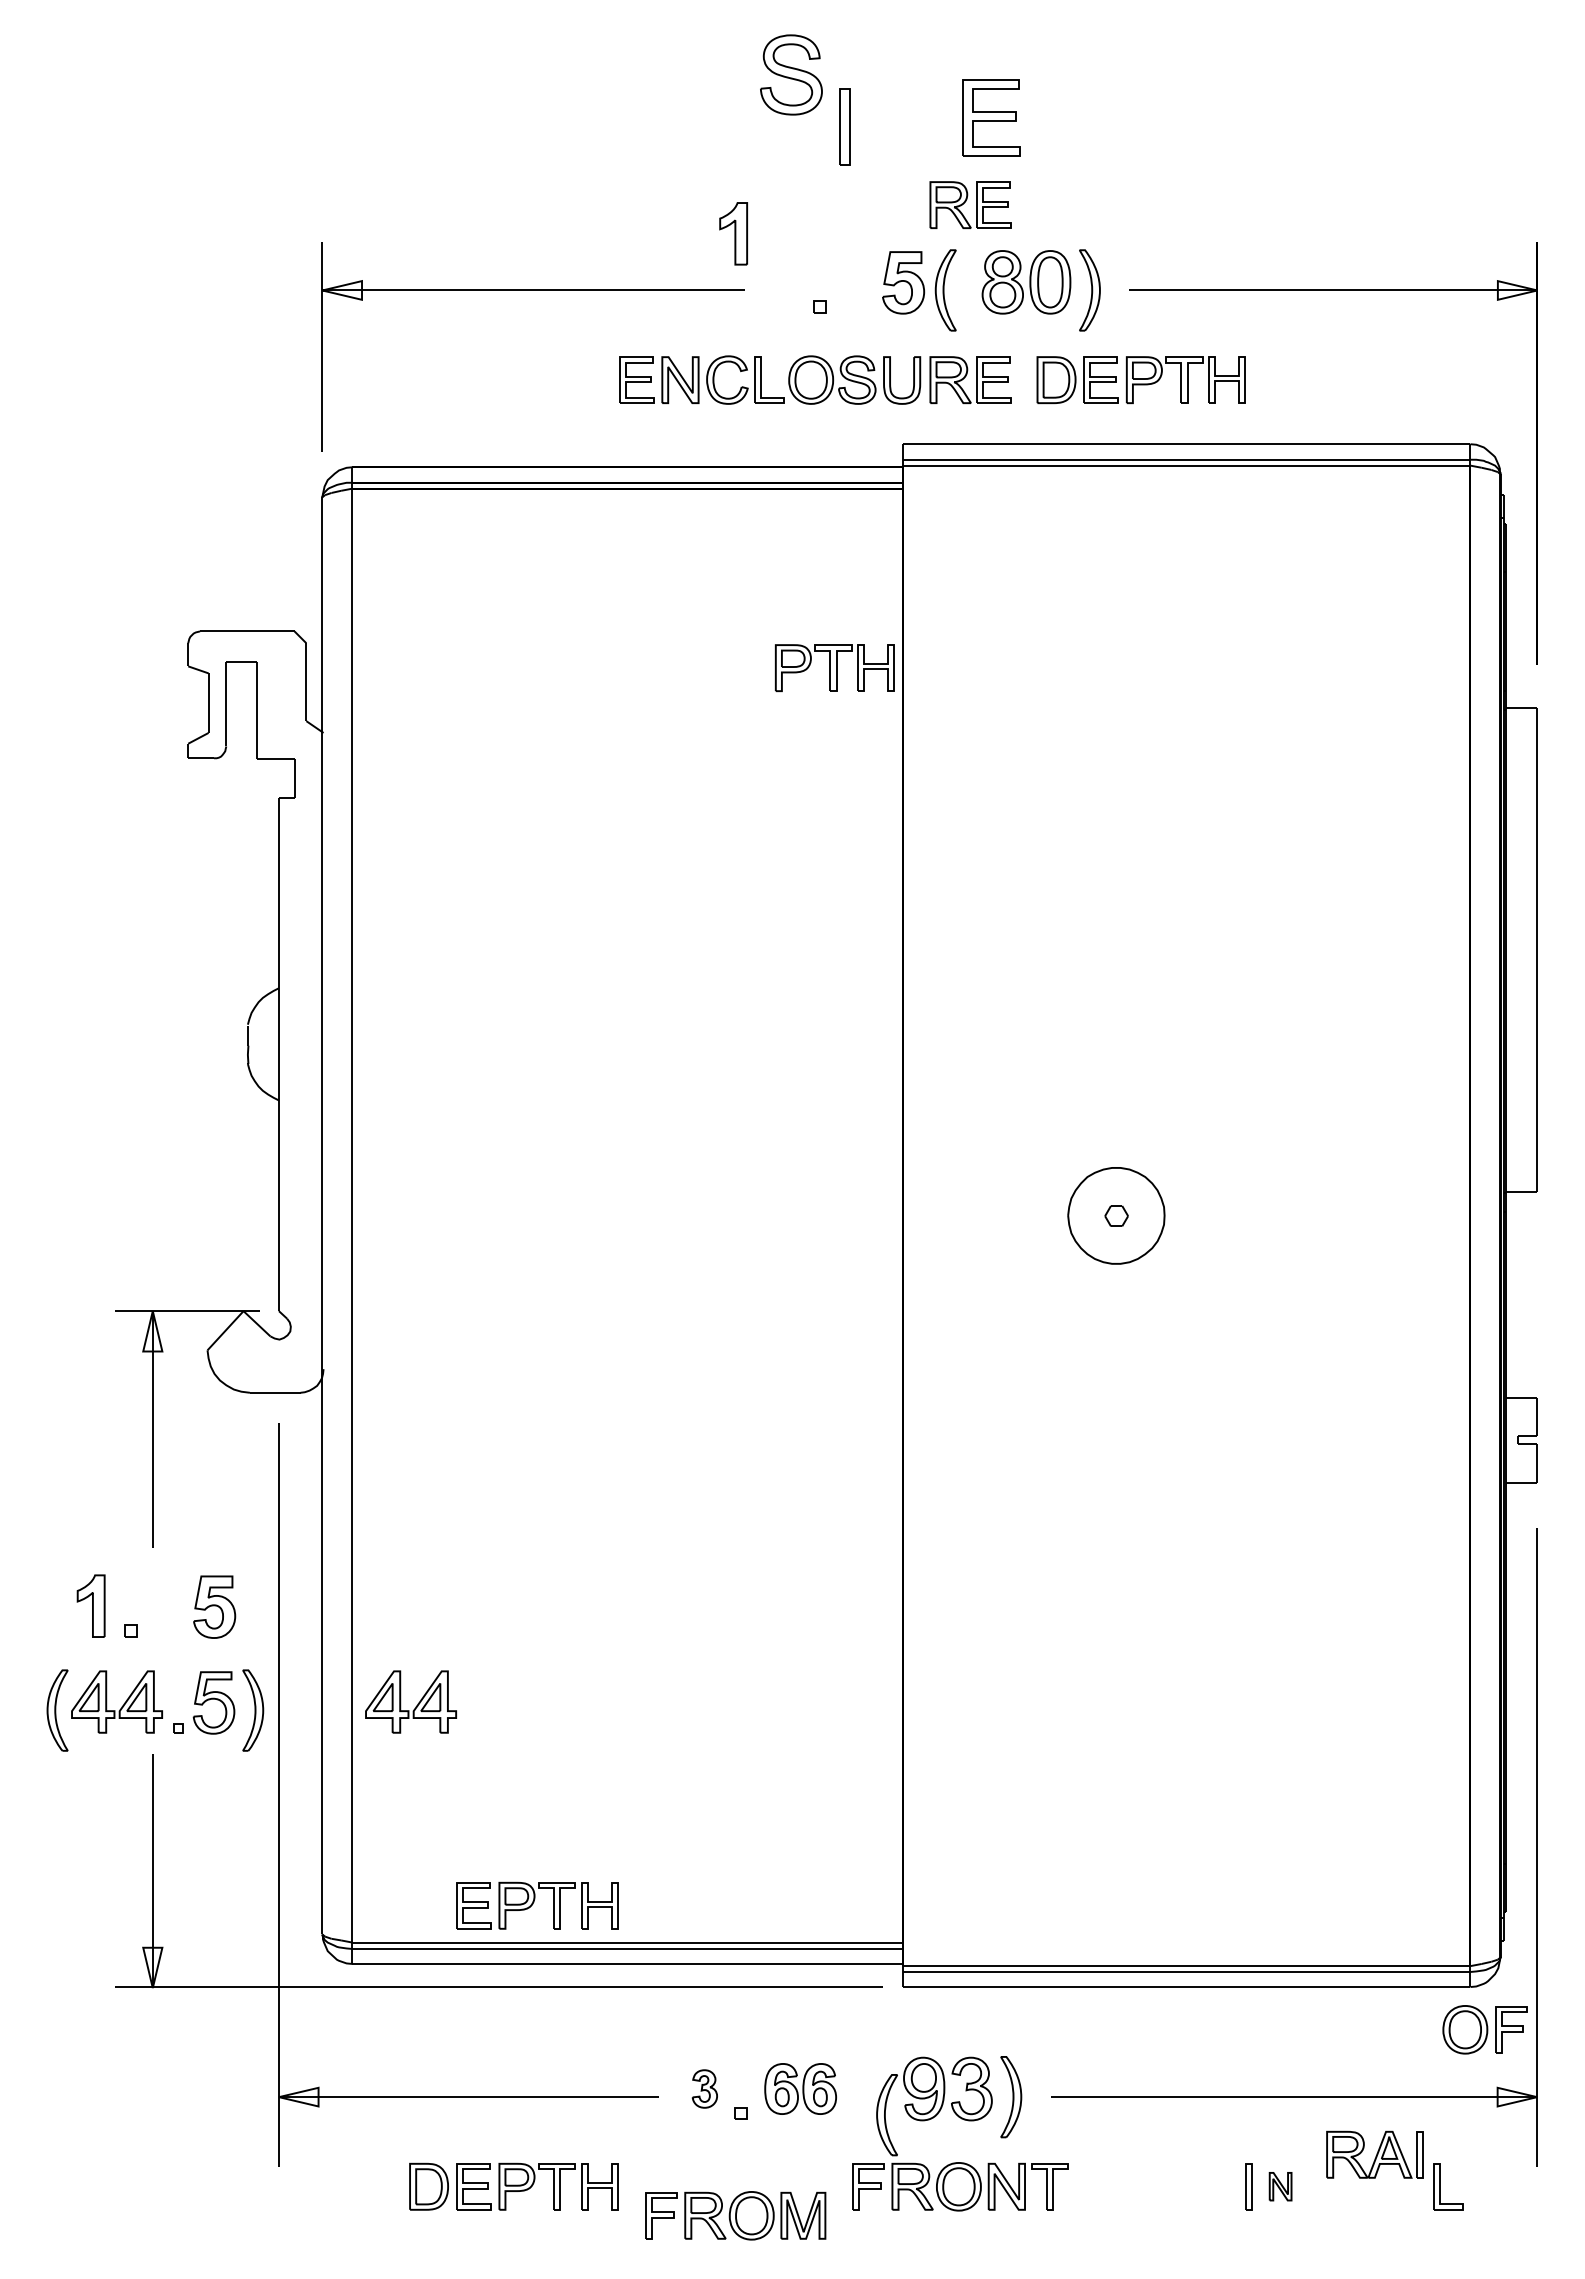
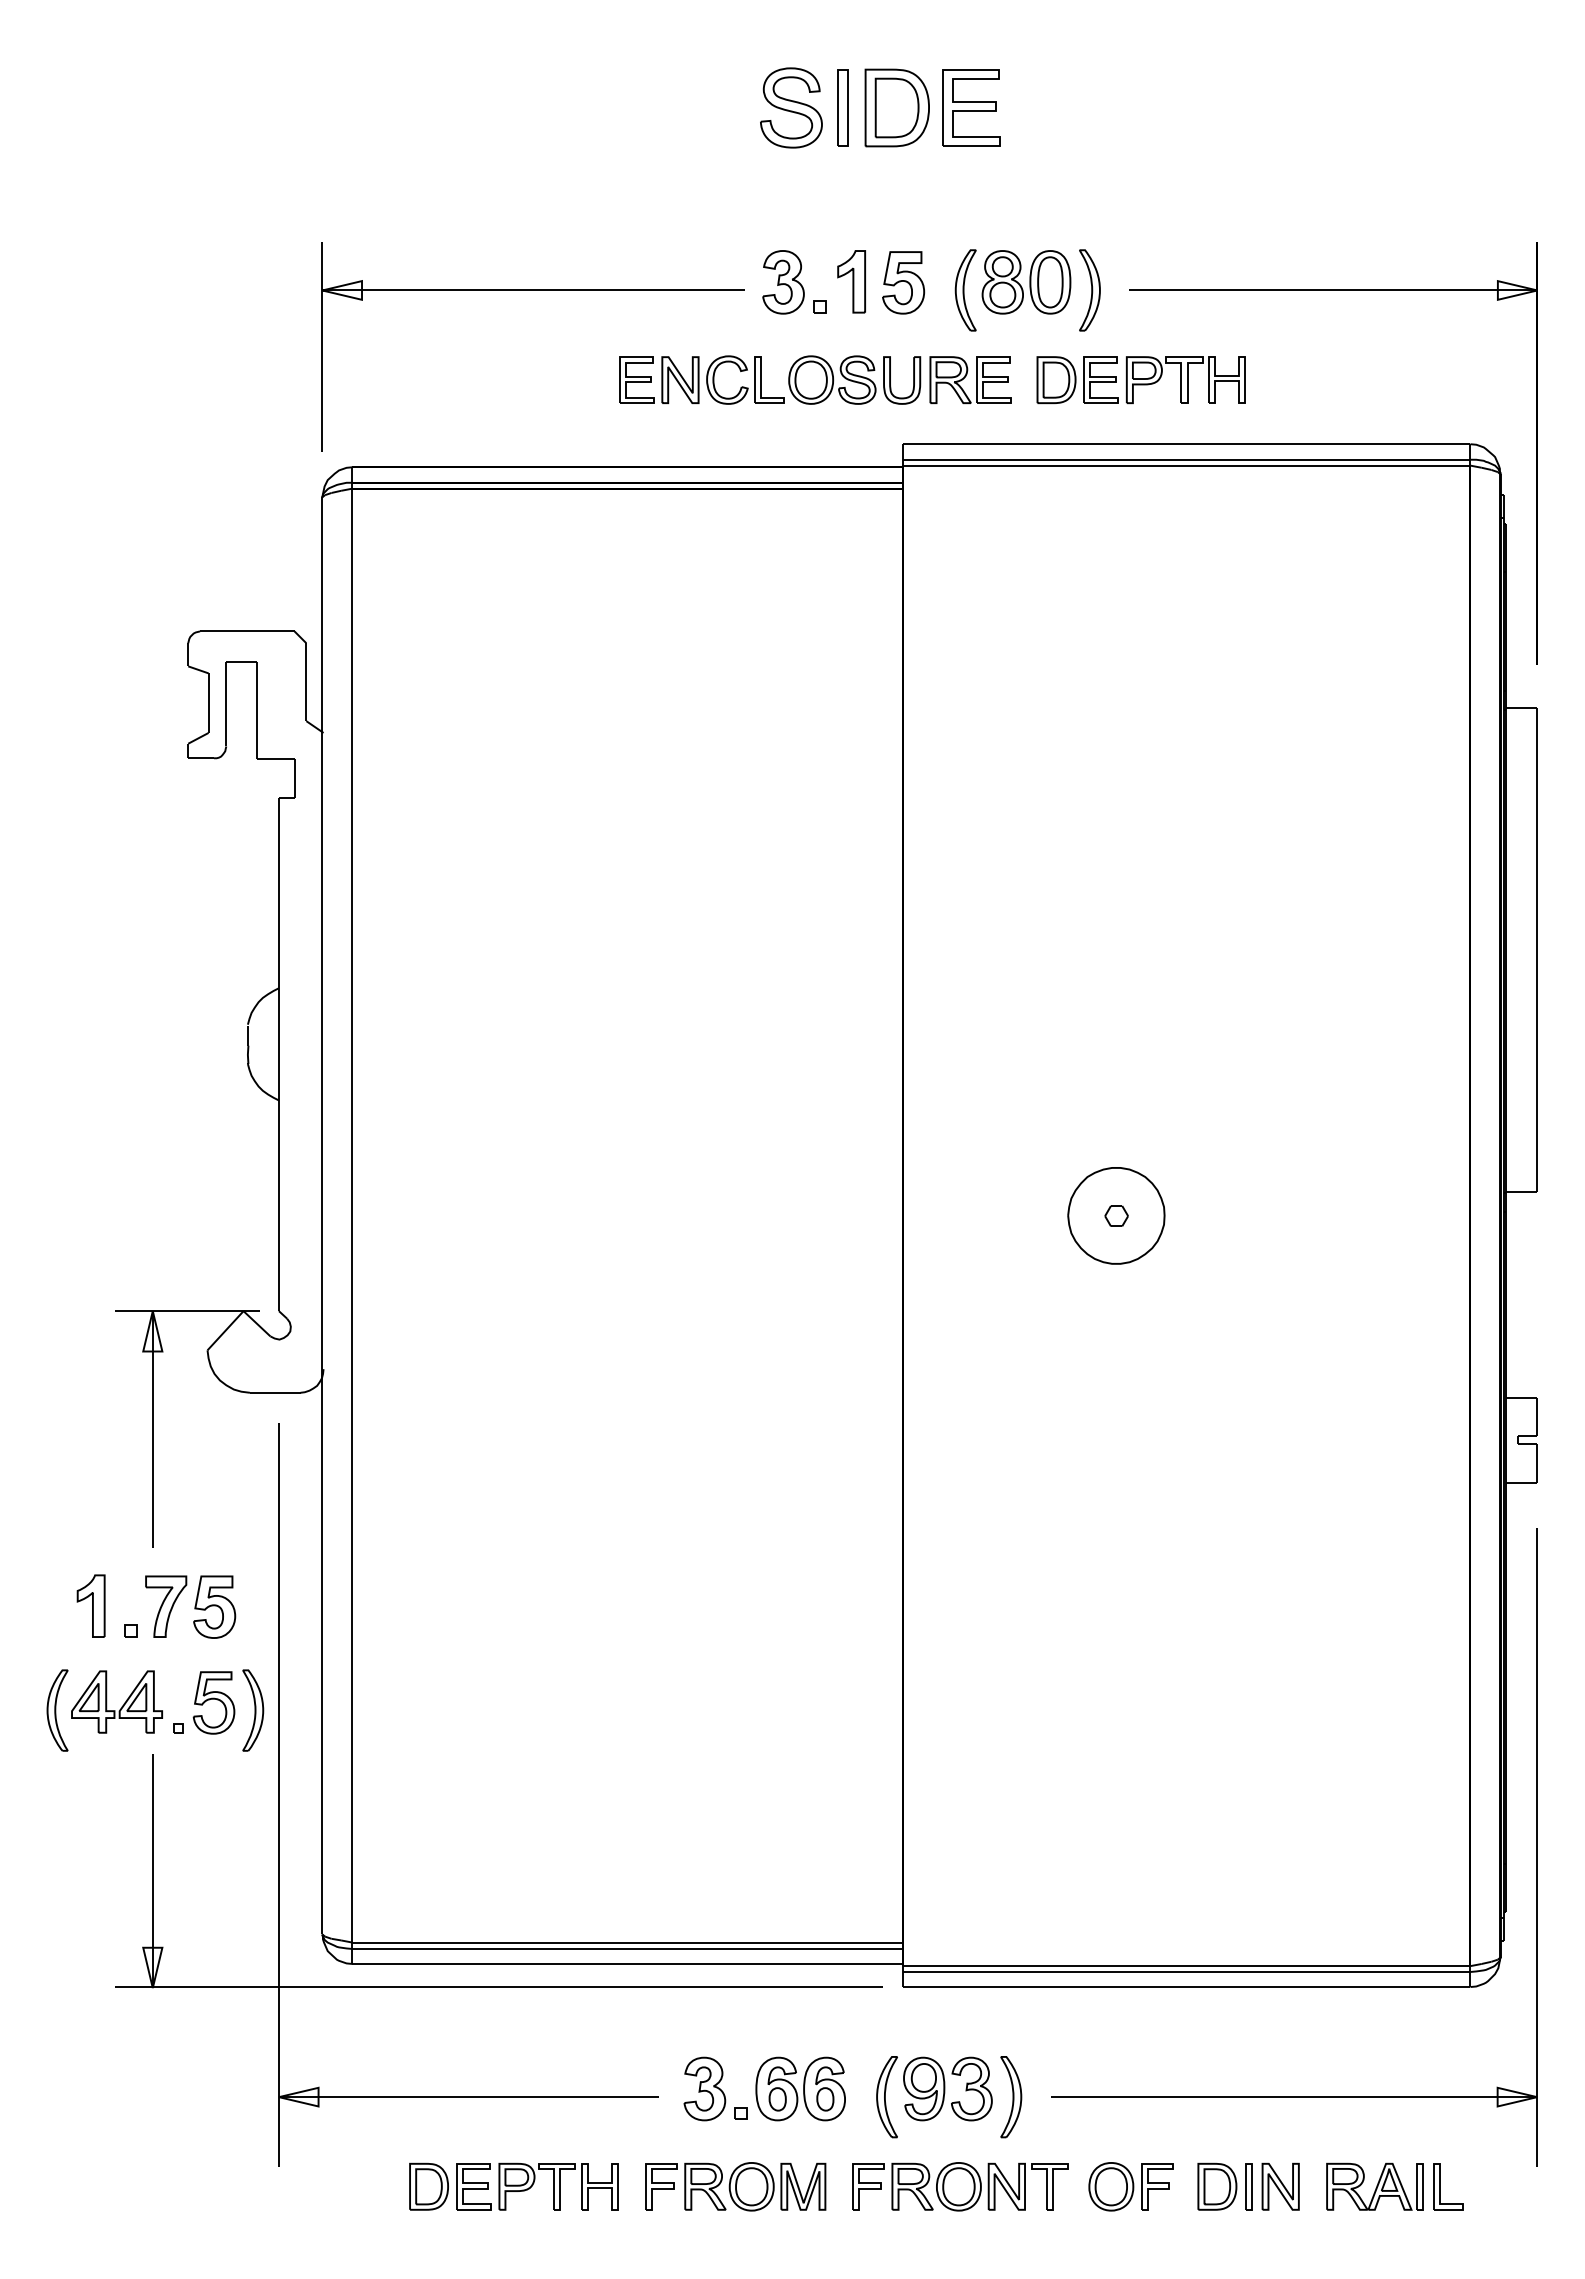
part position: (791, 74) -> (791, 107) (791, 107)
part: none -> present (896, 107)
part position: (991, 117) -> (971, 107) (971, 107)
part position: (844, 126) -> (842, 107) (842, 107)
part: present -> none (970, 205)
part position: (733, 233) -> (851, 281) (851, 281)
part: none -> present (783, 282)
part position: (945, 290) -> (965, 290) (965, 290)
part: present -> none (834, 668)
part: none -> present (166, 1606)
part: present -> none (415, 1706)
part: present -> none (537, 1905)
part position: (1484, 2029) -> (1130, 2186) (1130, 2186)
part size: 27x40 px -> 44x66 px (704, 2088)
part size: 73x52 px -> 91x66 px (800, 2088)
part position: (886, 2115) -> (886, 2097) (886, 2097)
part position: (1374, 2154) -> (1374, 2186) (1374, 2186)
part: none -> present (1217, 2186)
part size: 25x30 px -> 39x49 px (1280, 2186)
part position: (735, 2215) -> (735, 2186) (735, 2186)
